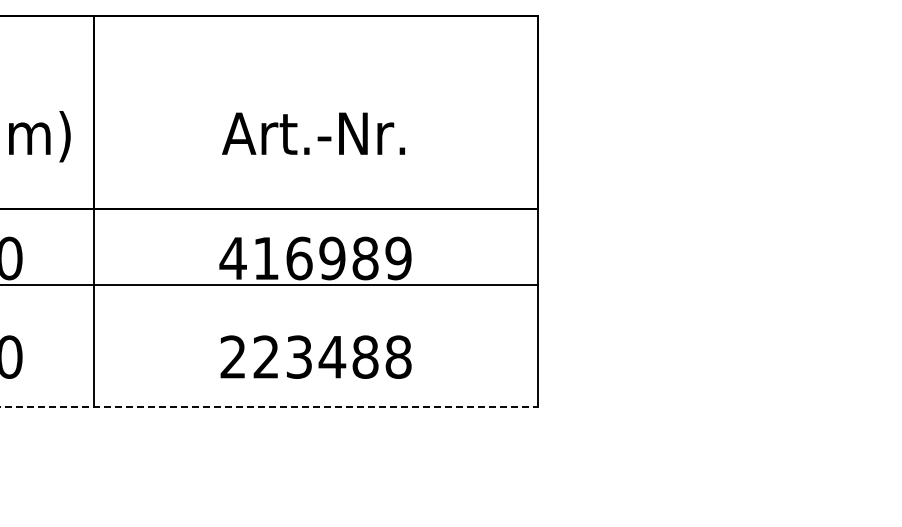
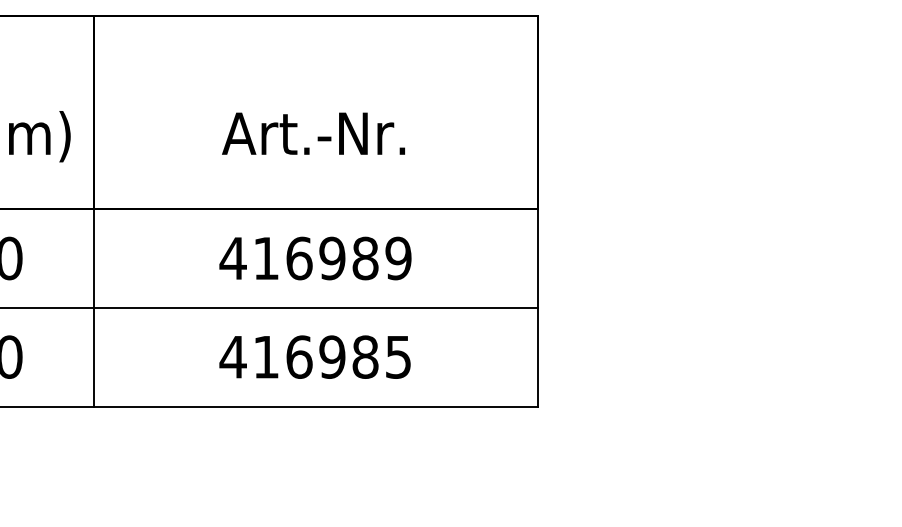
line position: (269, 284) -> (269, 307) (269, 307)
text: 223488 -> 416985 (315, 356)
line: dashed -> solid (269, 406)
